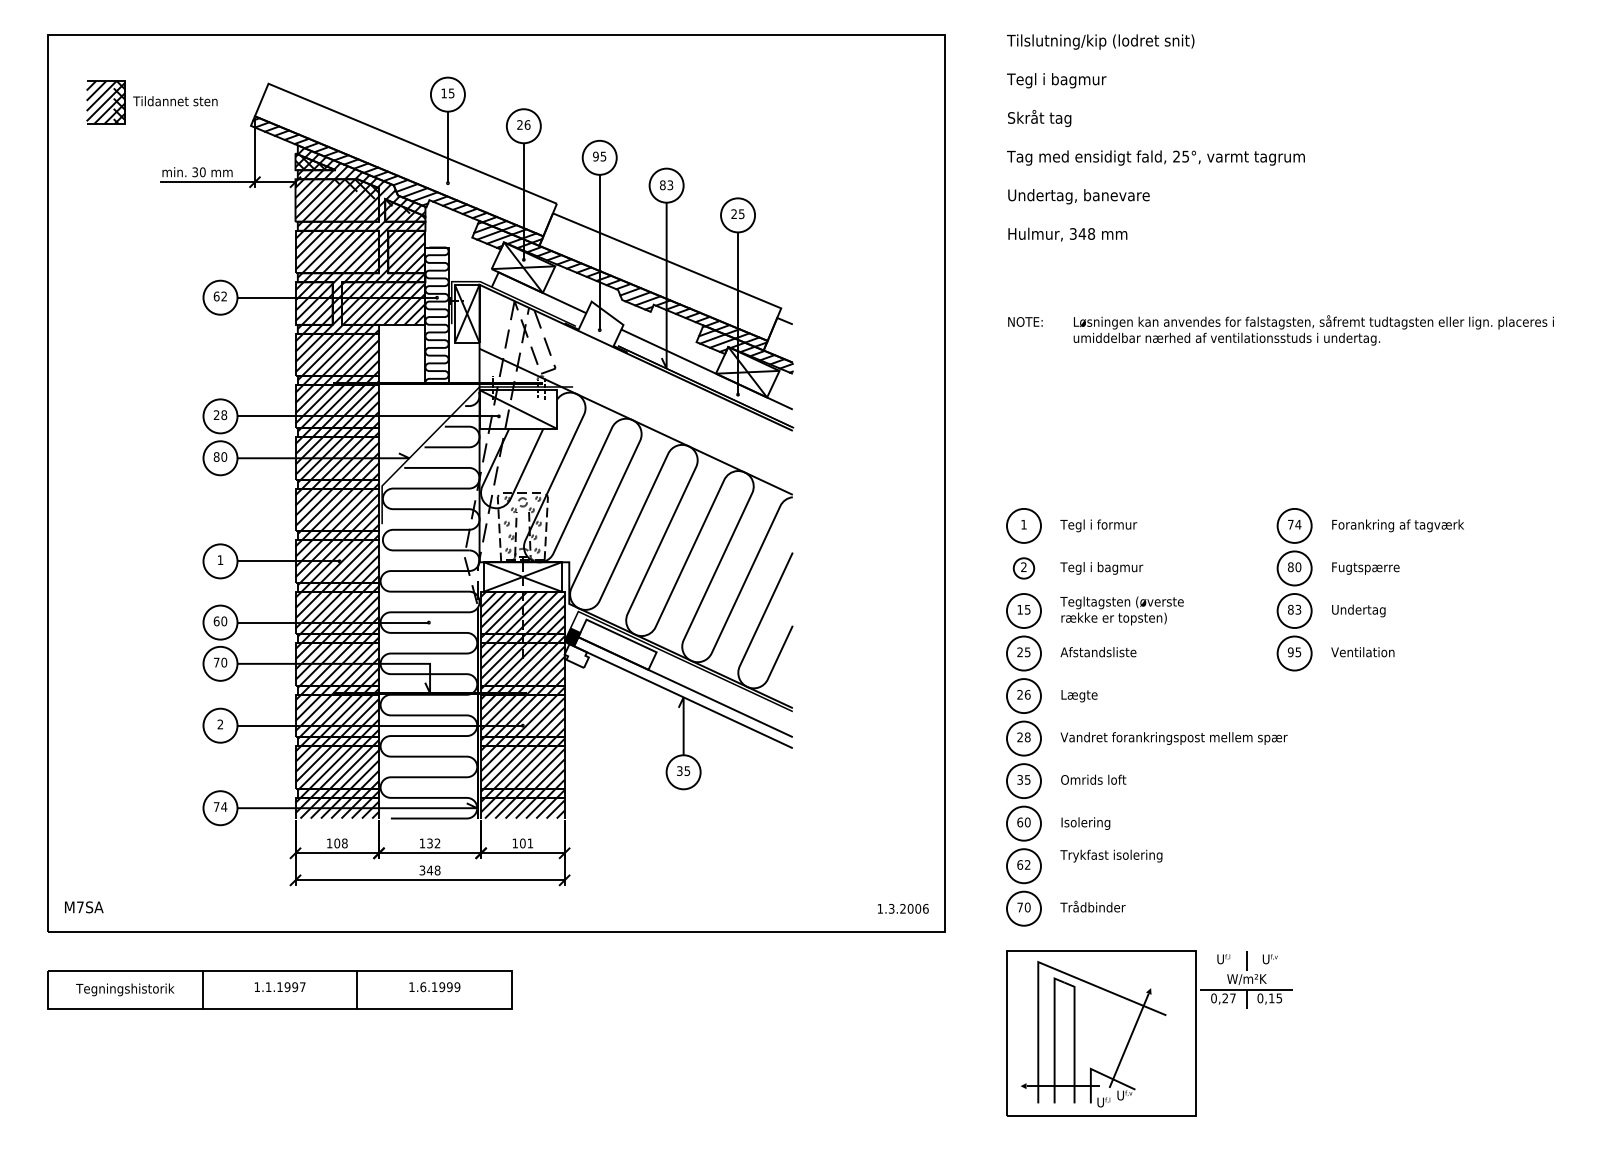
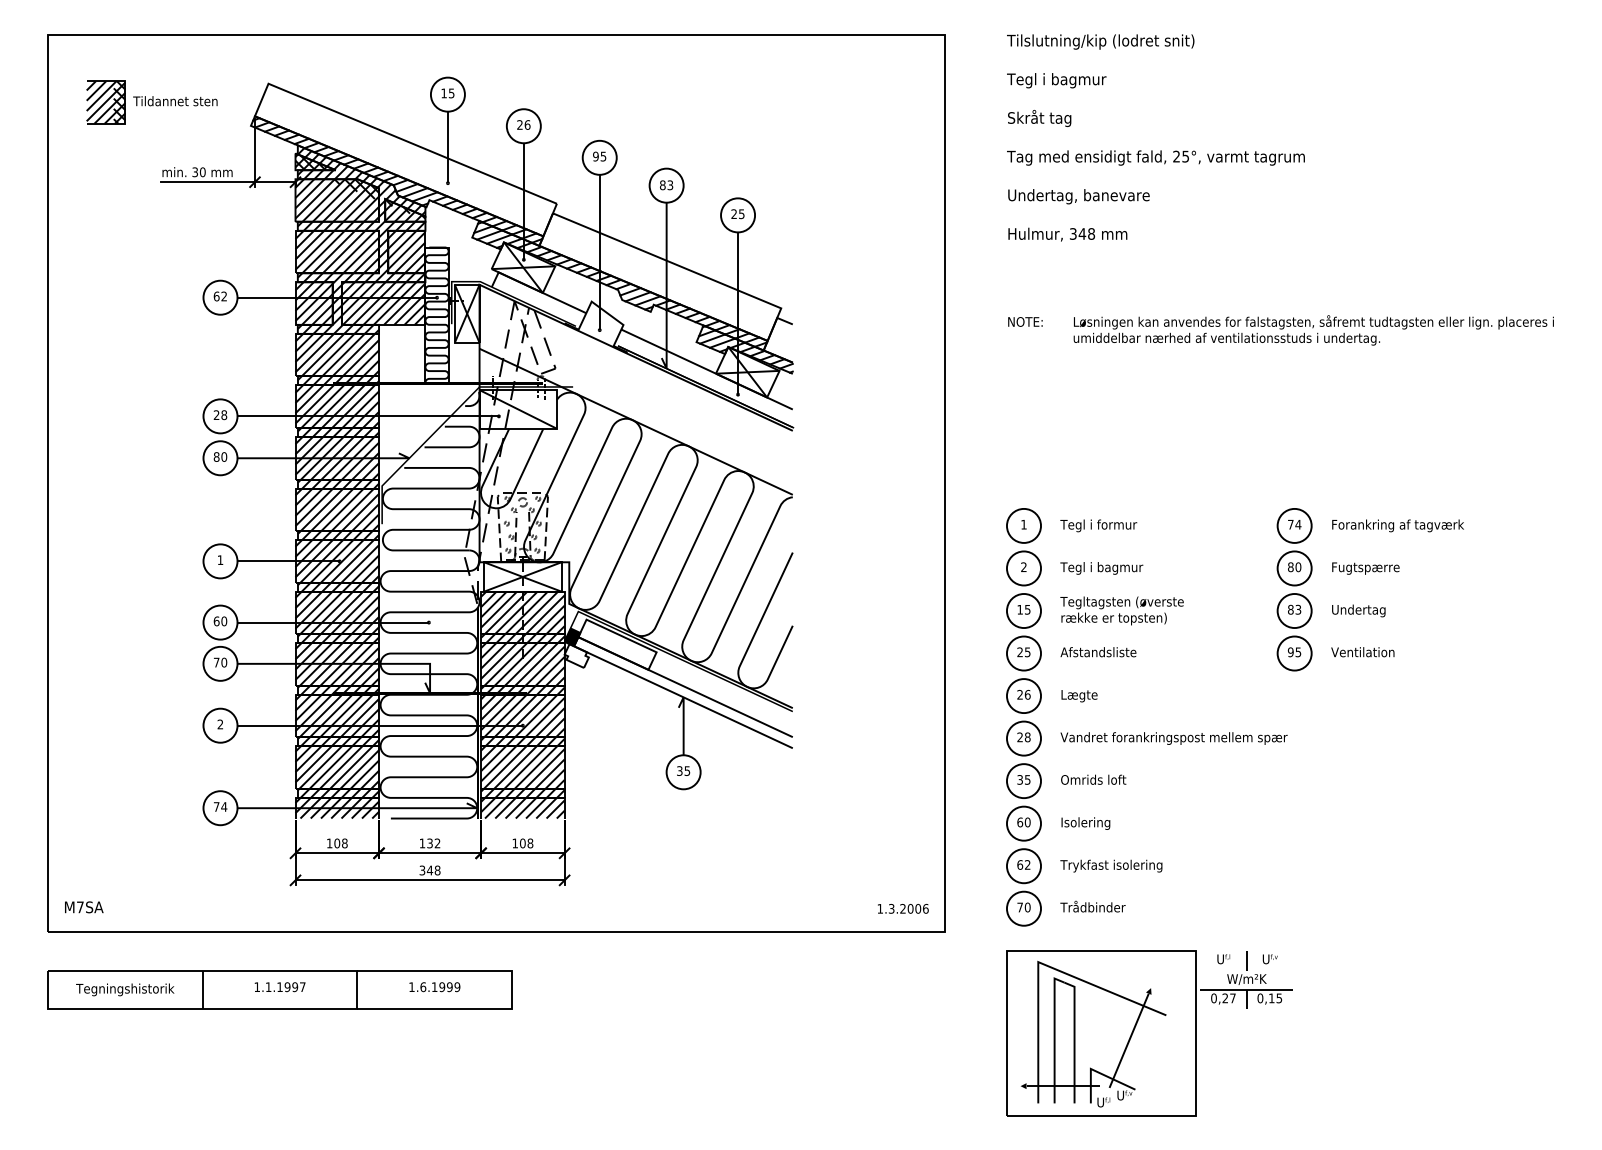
circle diameter: 20 px -> 34 px (1023, 568)
text: 101 -> 108 (530, 843)
text position: (1111, 855) -> (1111, 865) (1111, 865)
